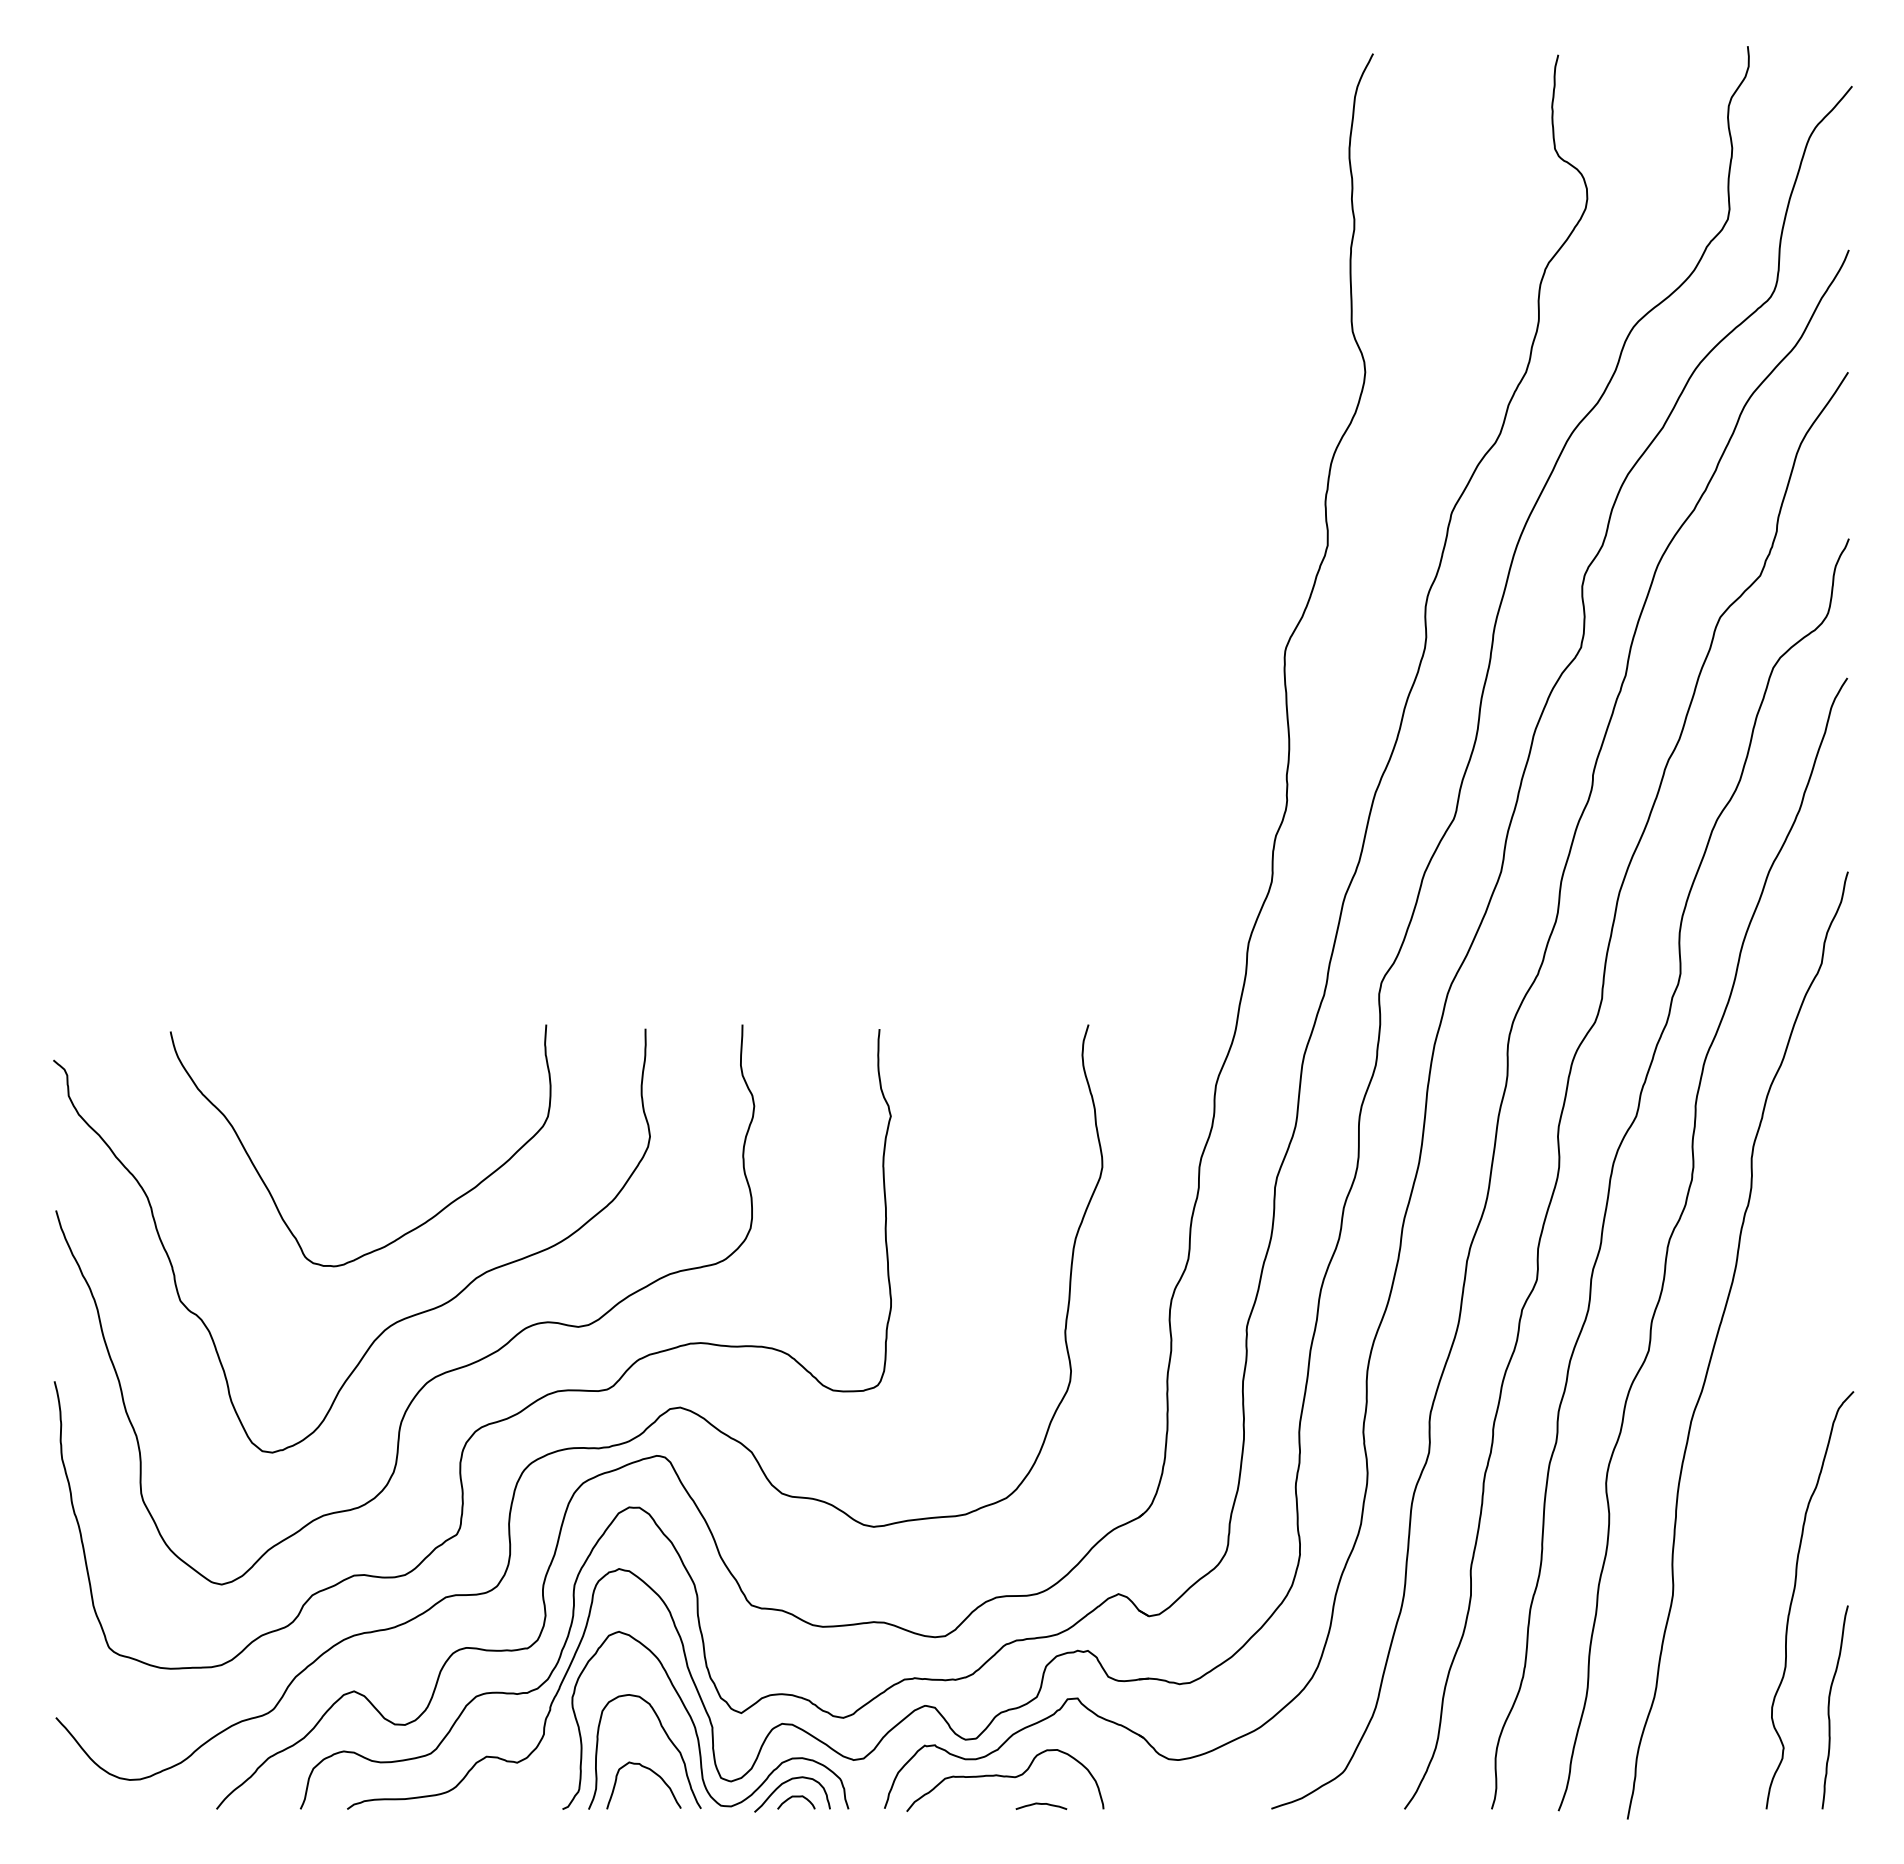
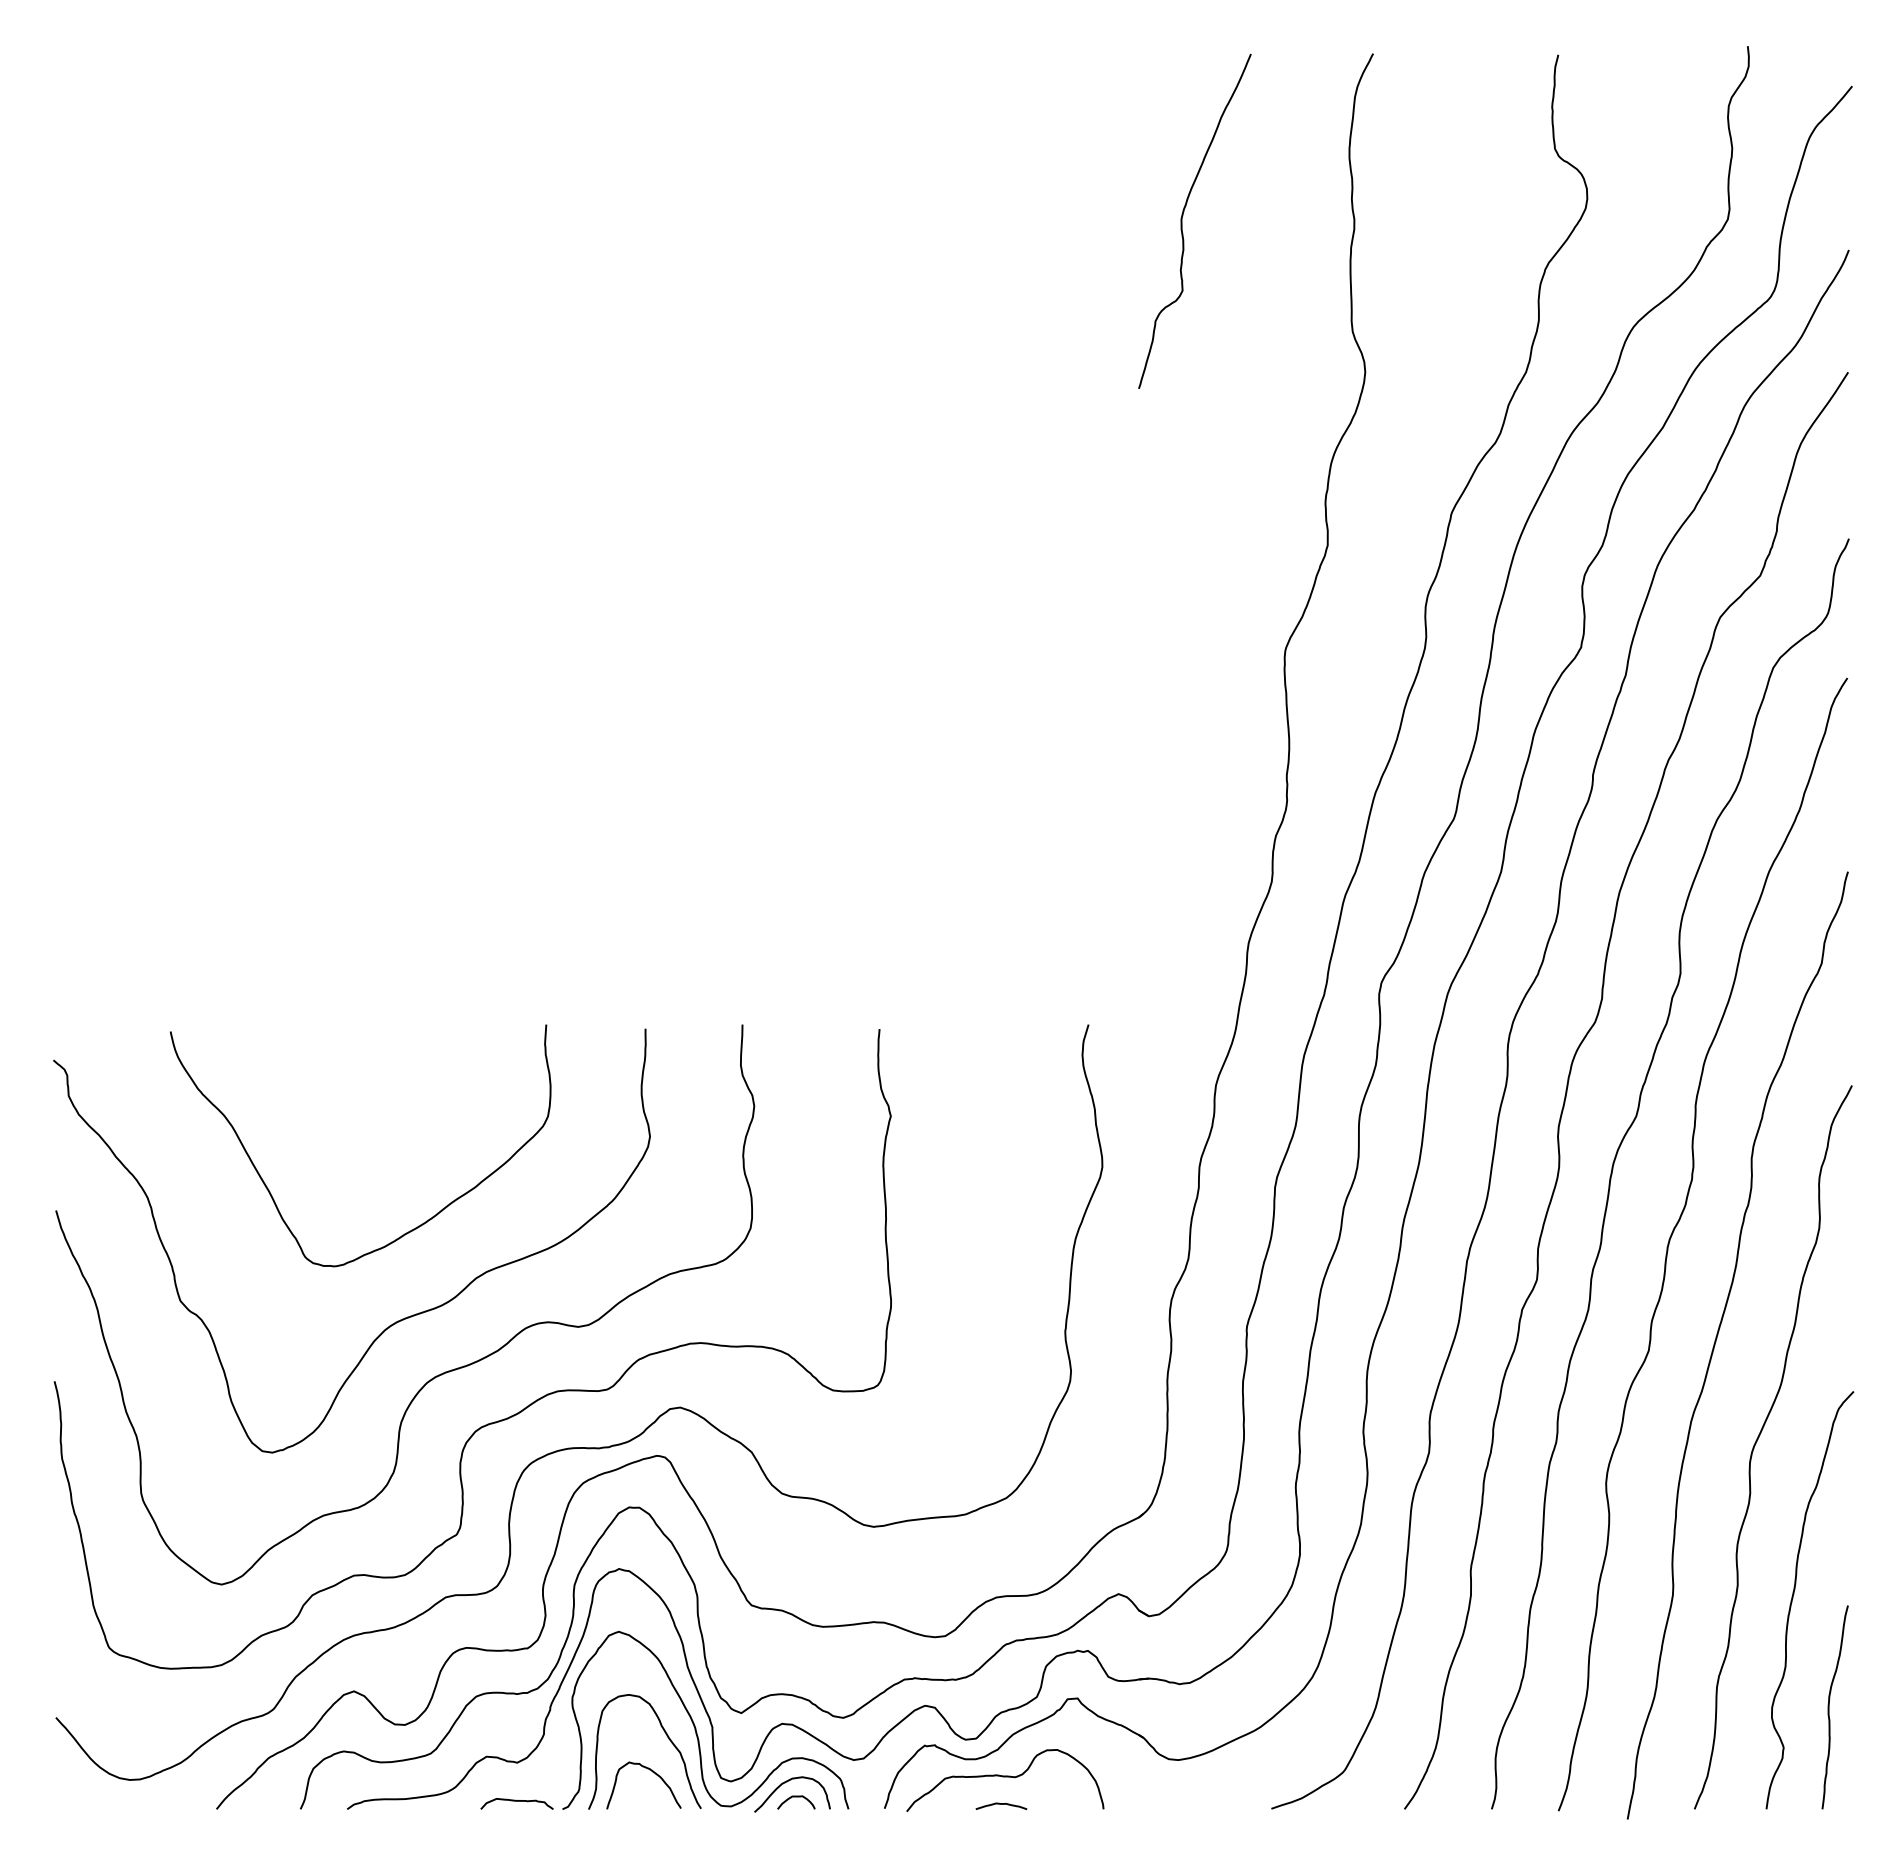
curve: none -> present (1182, 220)
curve: none -> present (1758, 1439)
curve: none -> present (516, 1801)
curve position: (1041, 1804) -> (1001, 1804) (1001, 1804)
